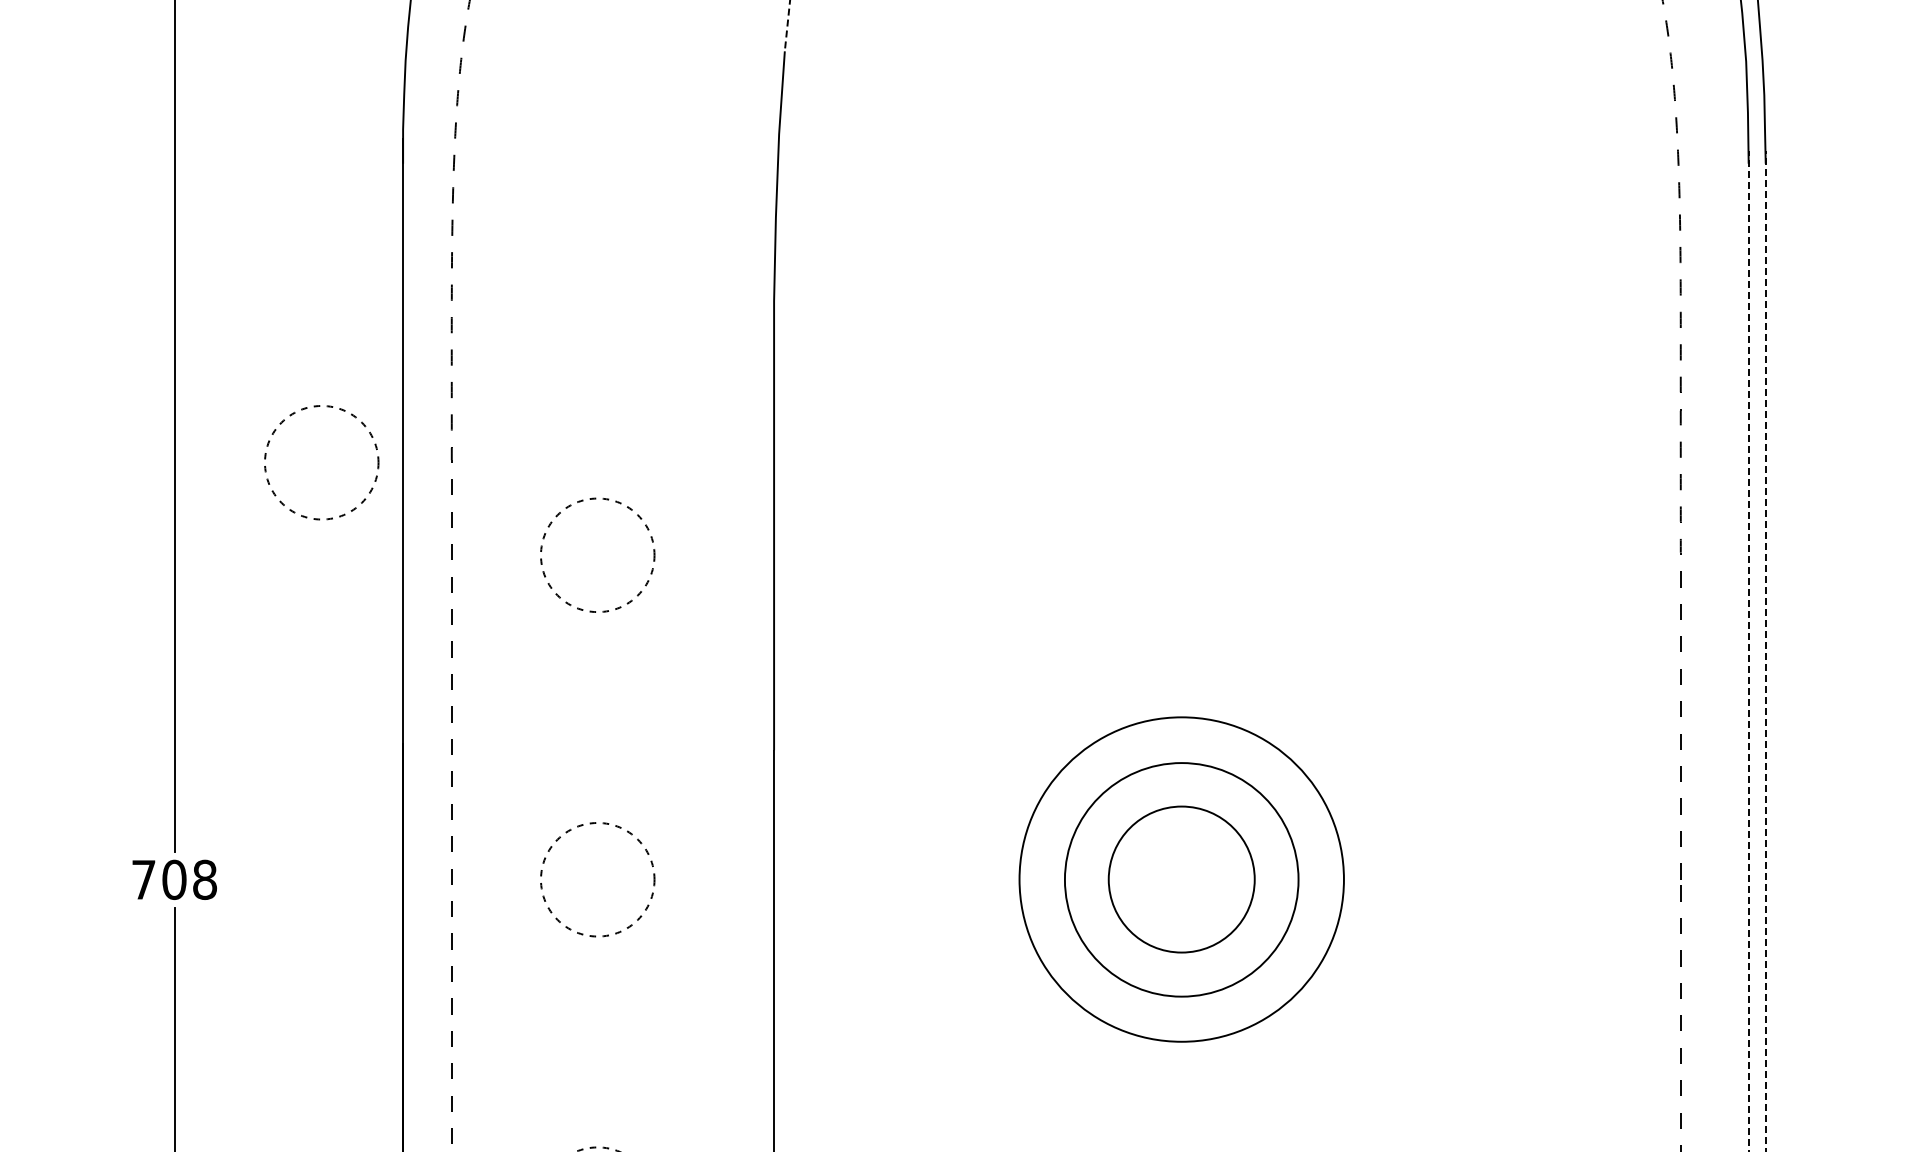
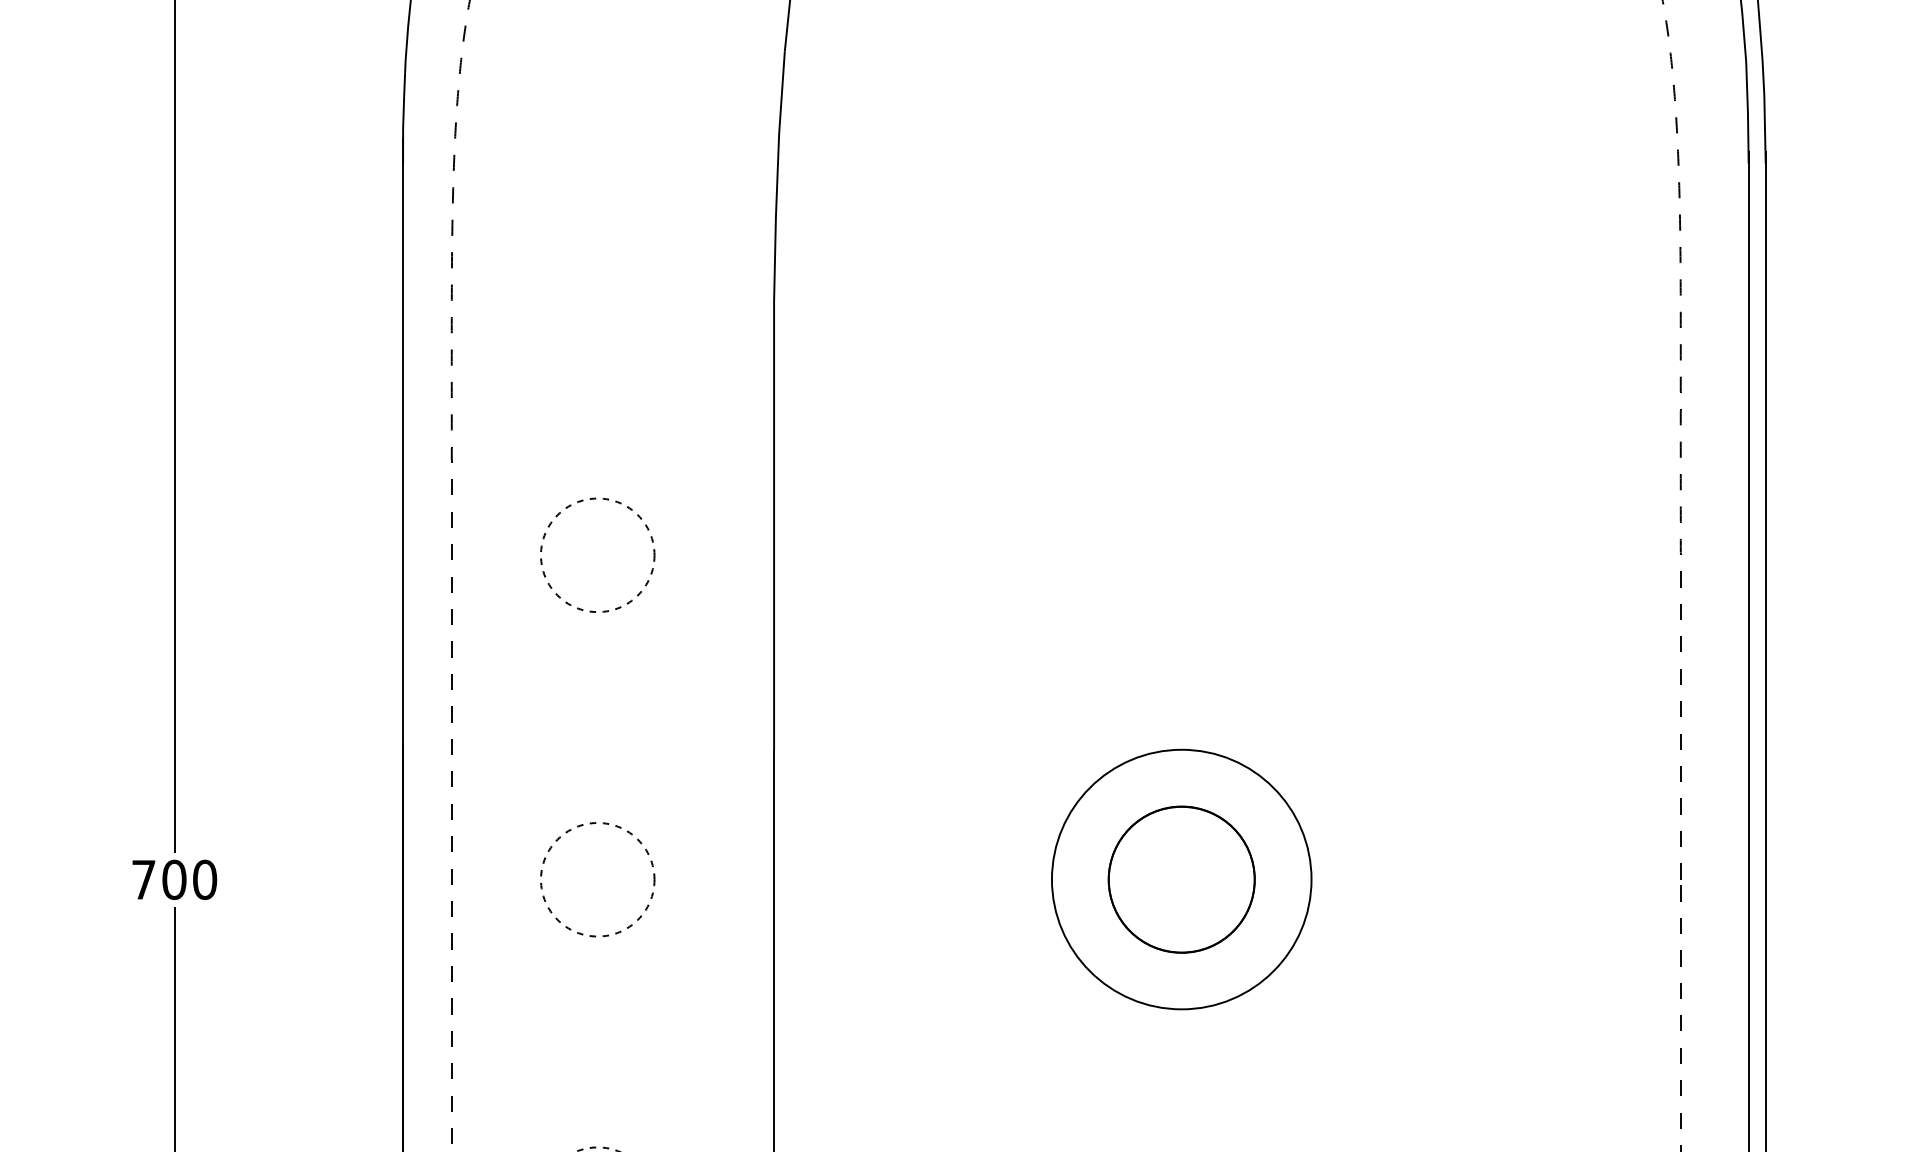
line: dashed -> solid (787, 26)
circle: present -> none (321, 462)
line: dashed -> solid (1748, 651)
line: dashed -> solid (1765, 651)
text: 708 -> 700 (205, 879)
circle diameter: 234 px -> 146 px (1181, 879)
circle diameter: 324 px -> 260 px (1181, 879)
